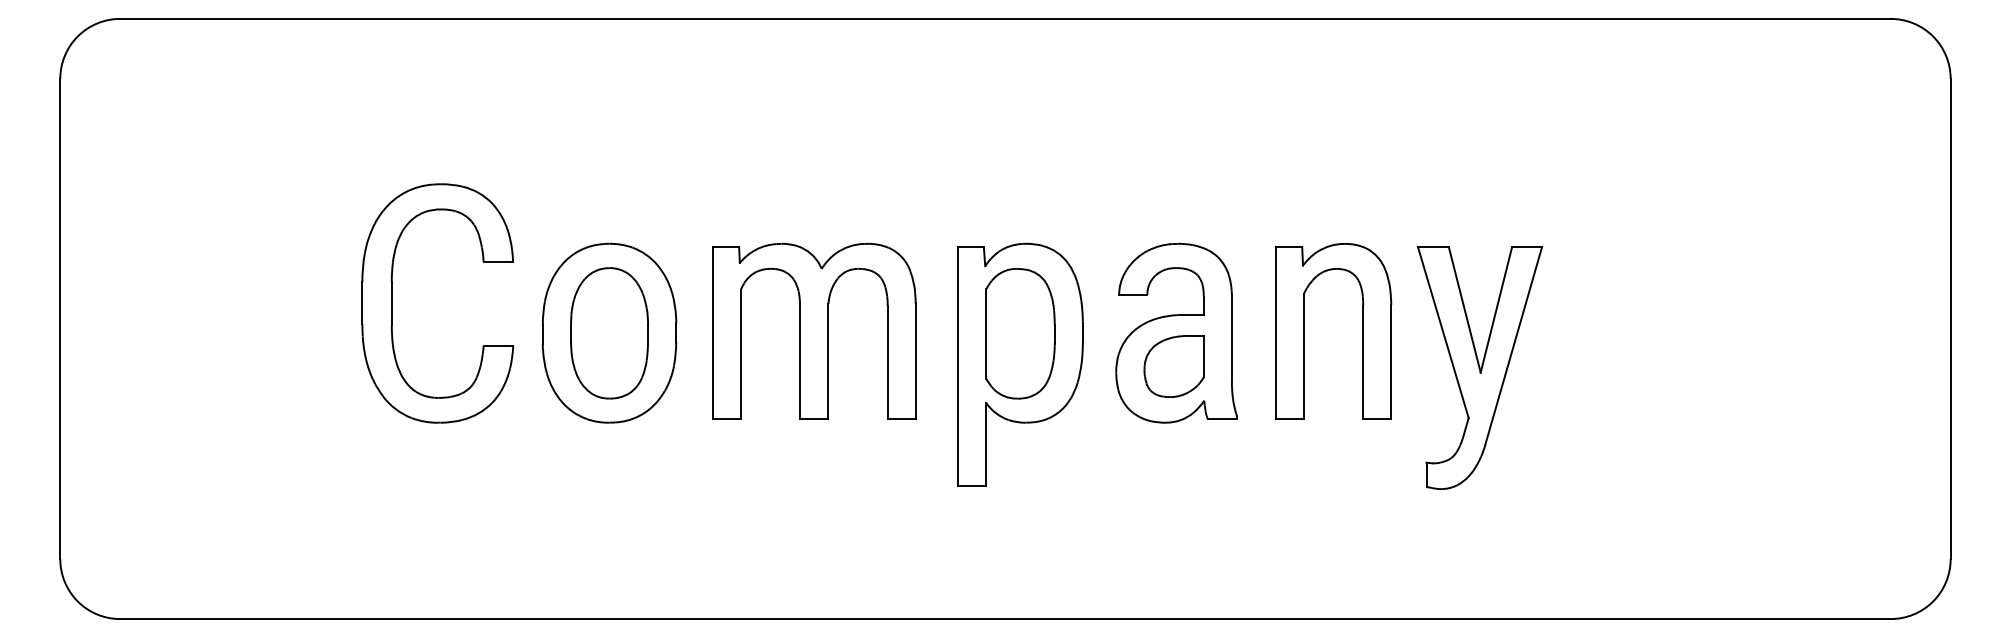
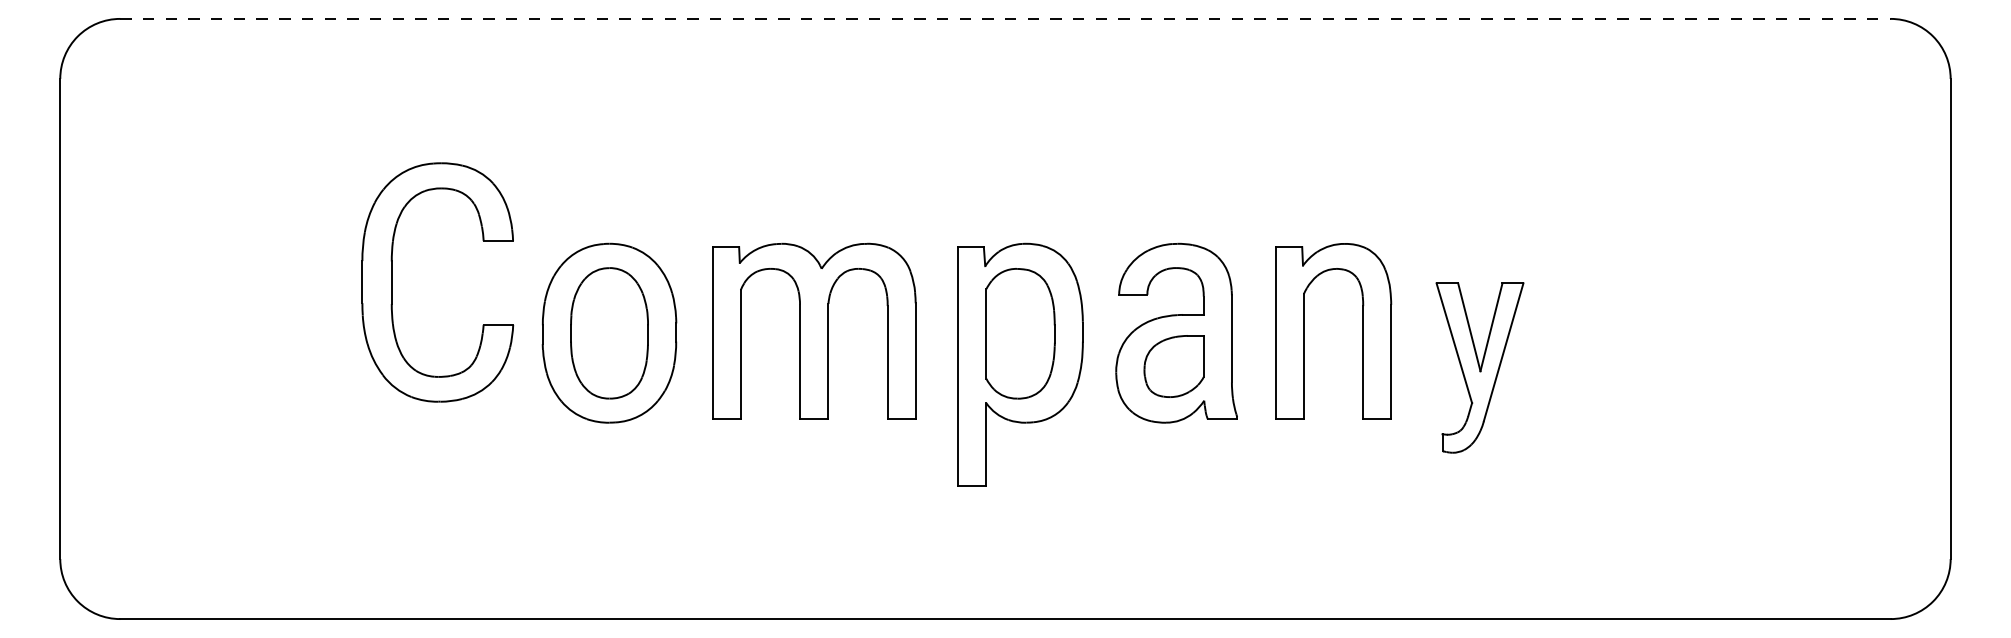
line: solid -> dashed (1006, 18)
part position: (392, 303) -> (392, 282) (392, 282)
part size: 126x244 px -> 90x172 px (1479, 367)
